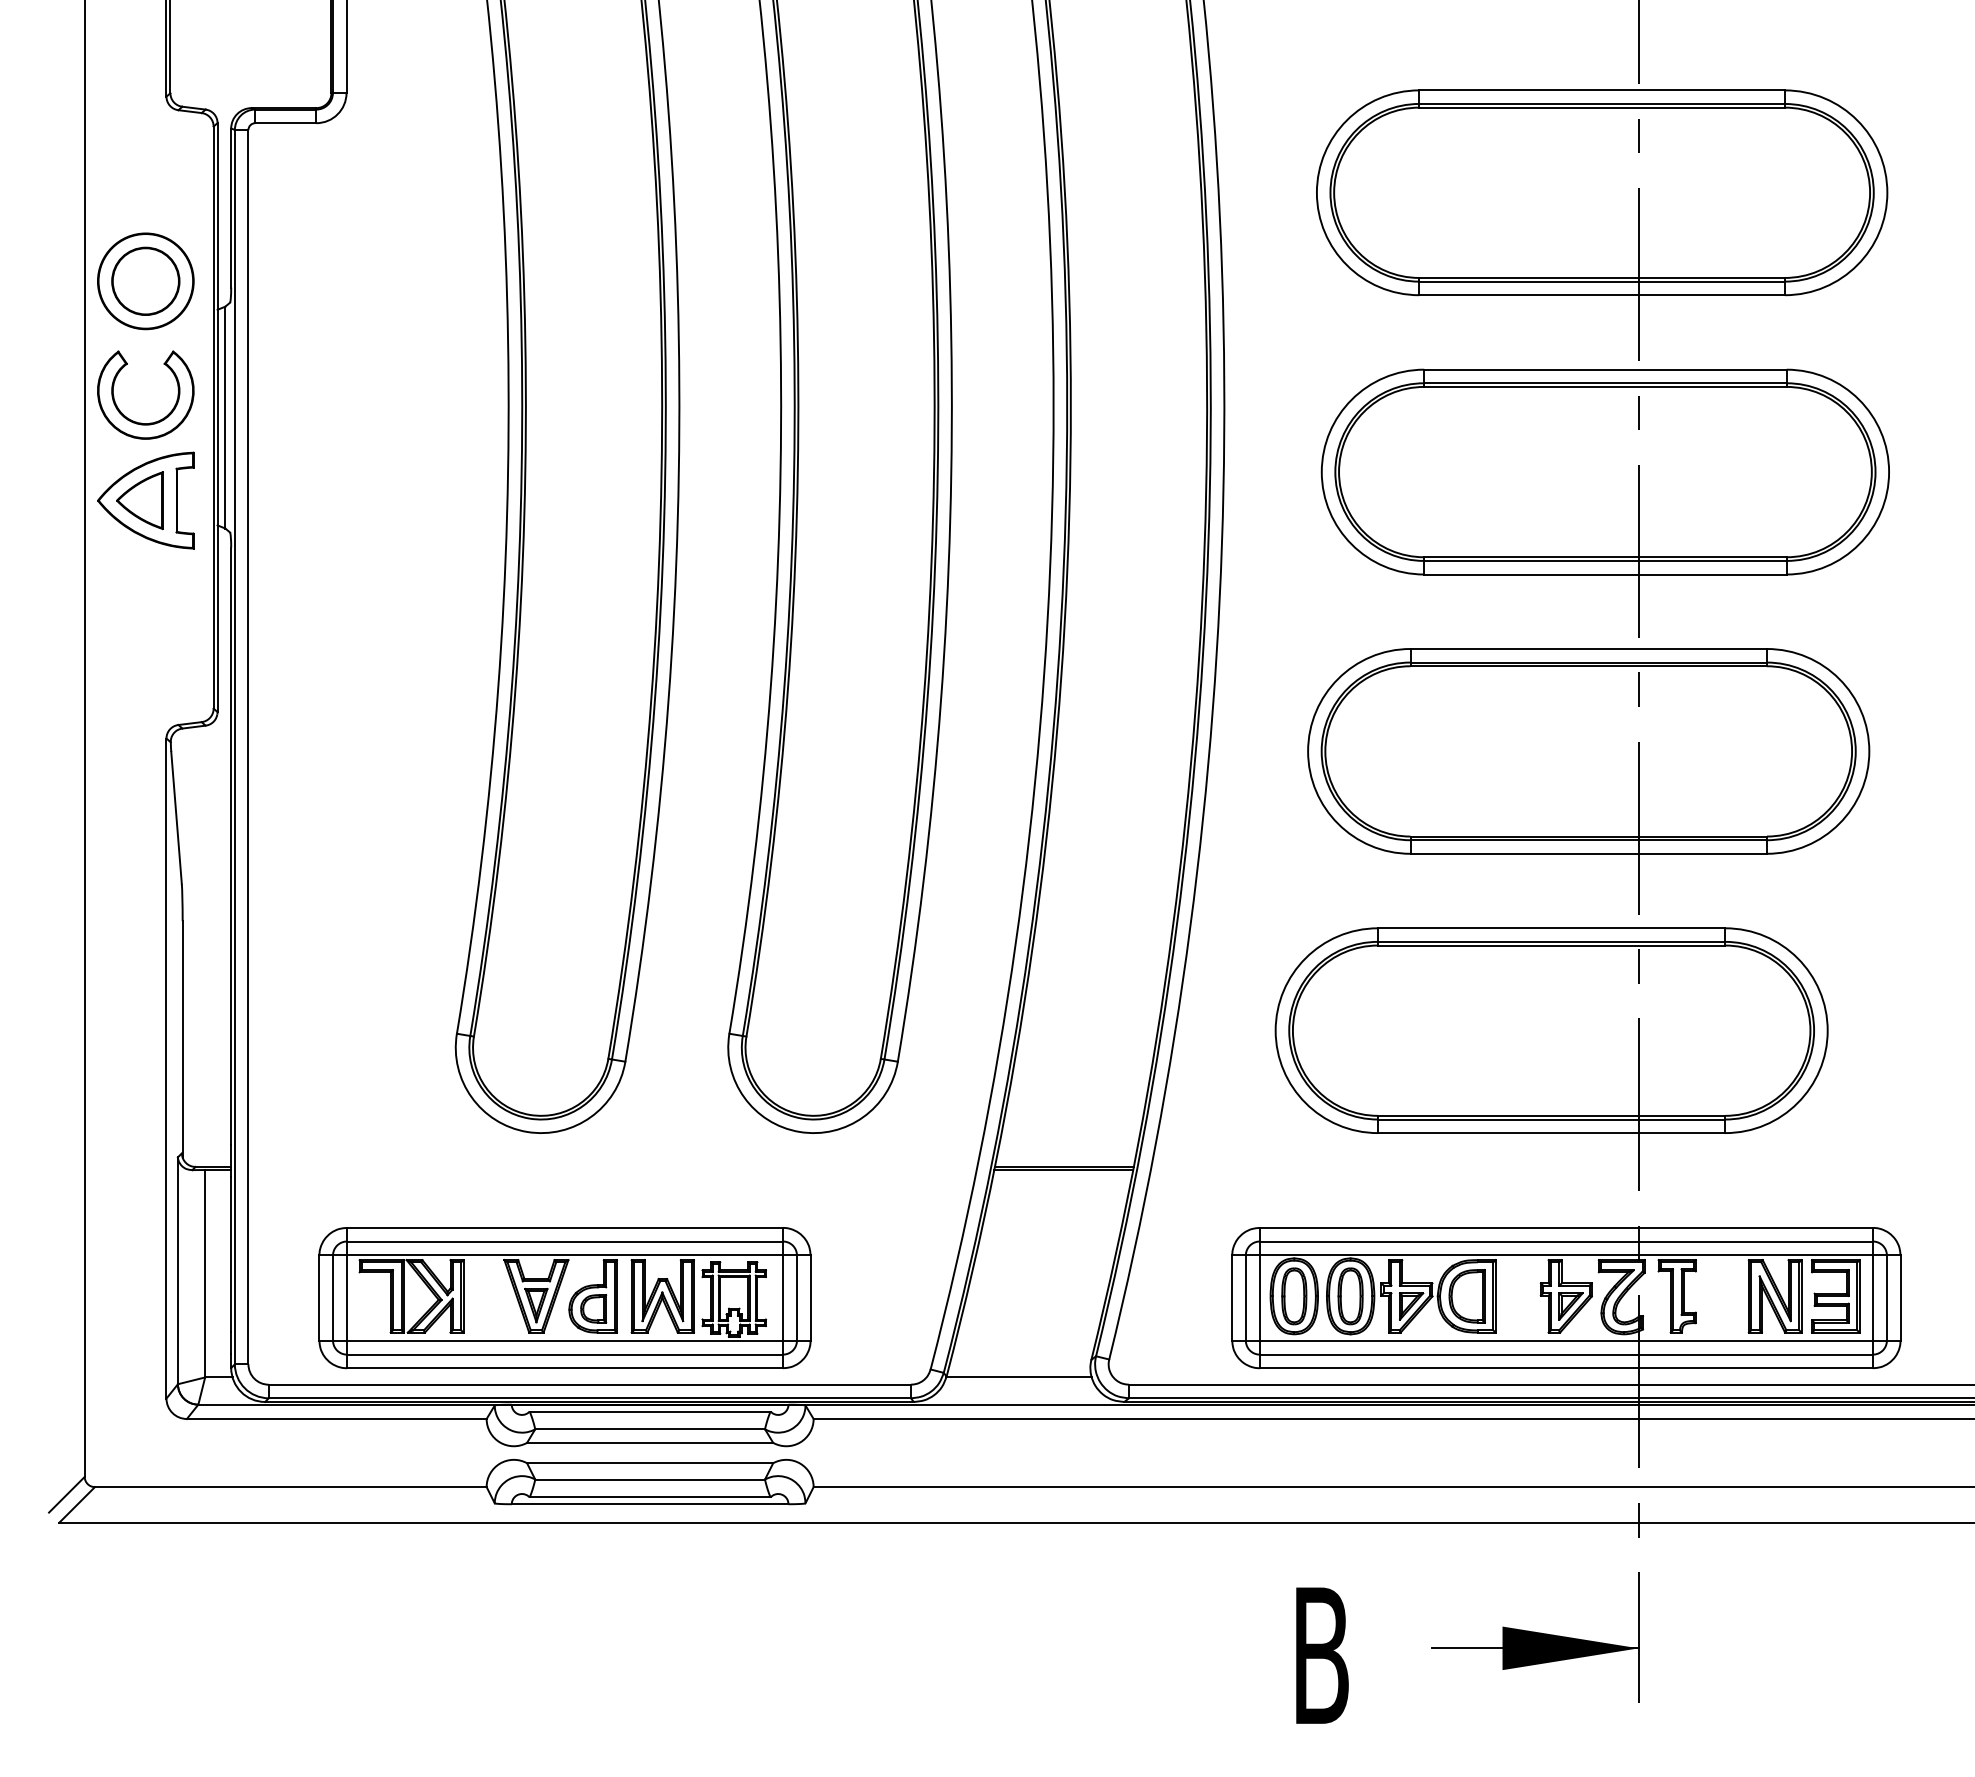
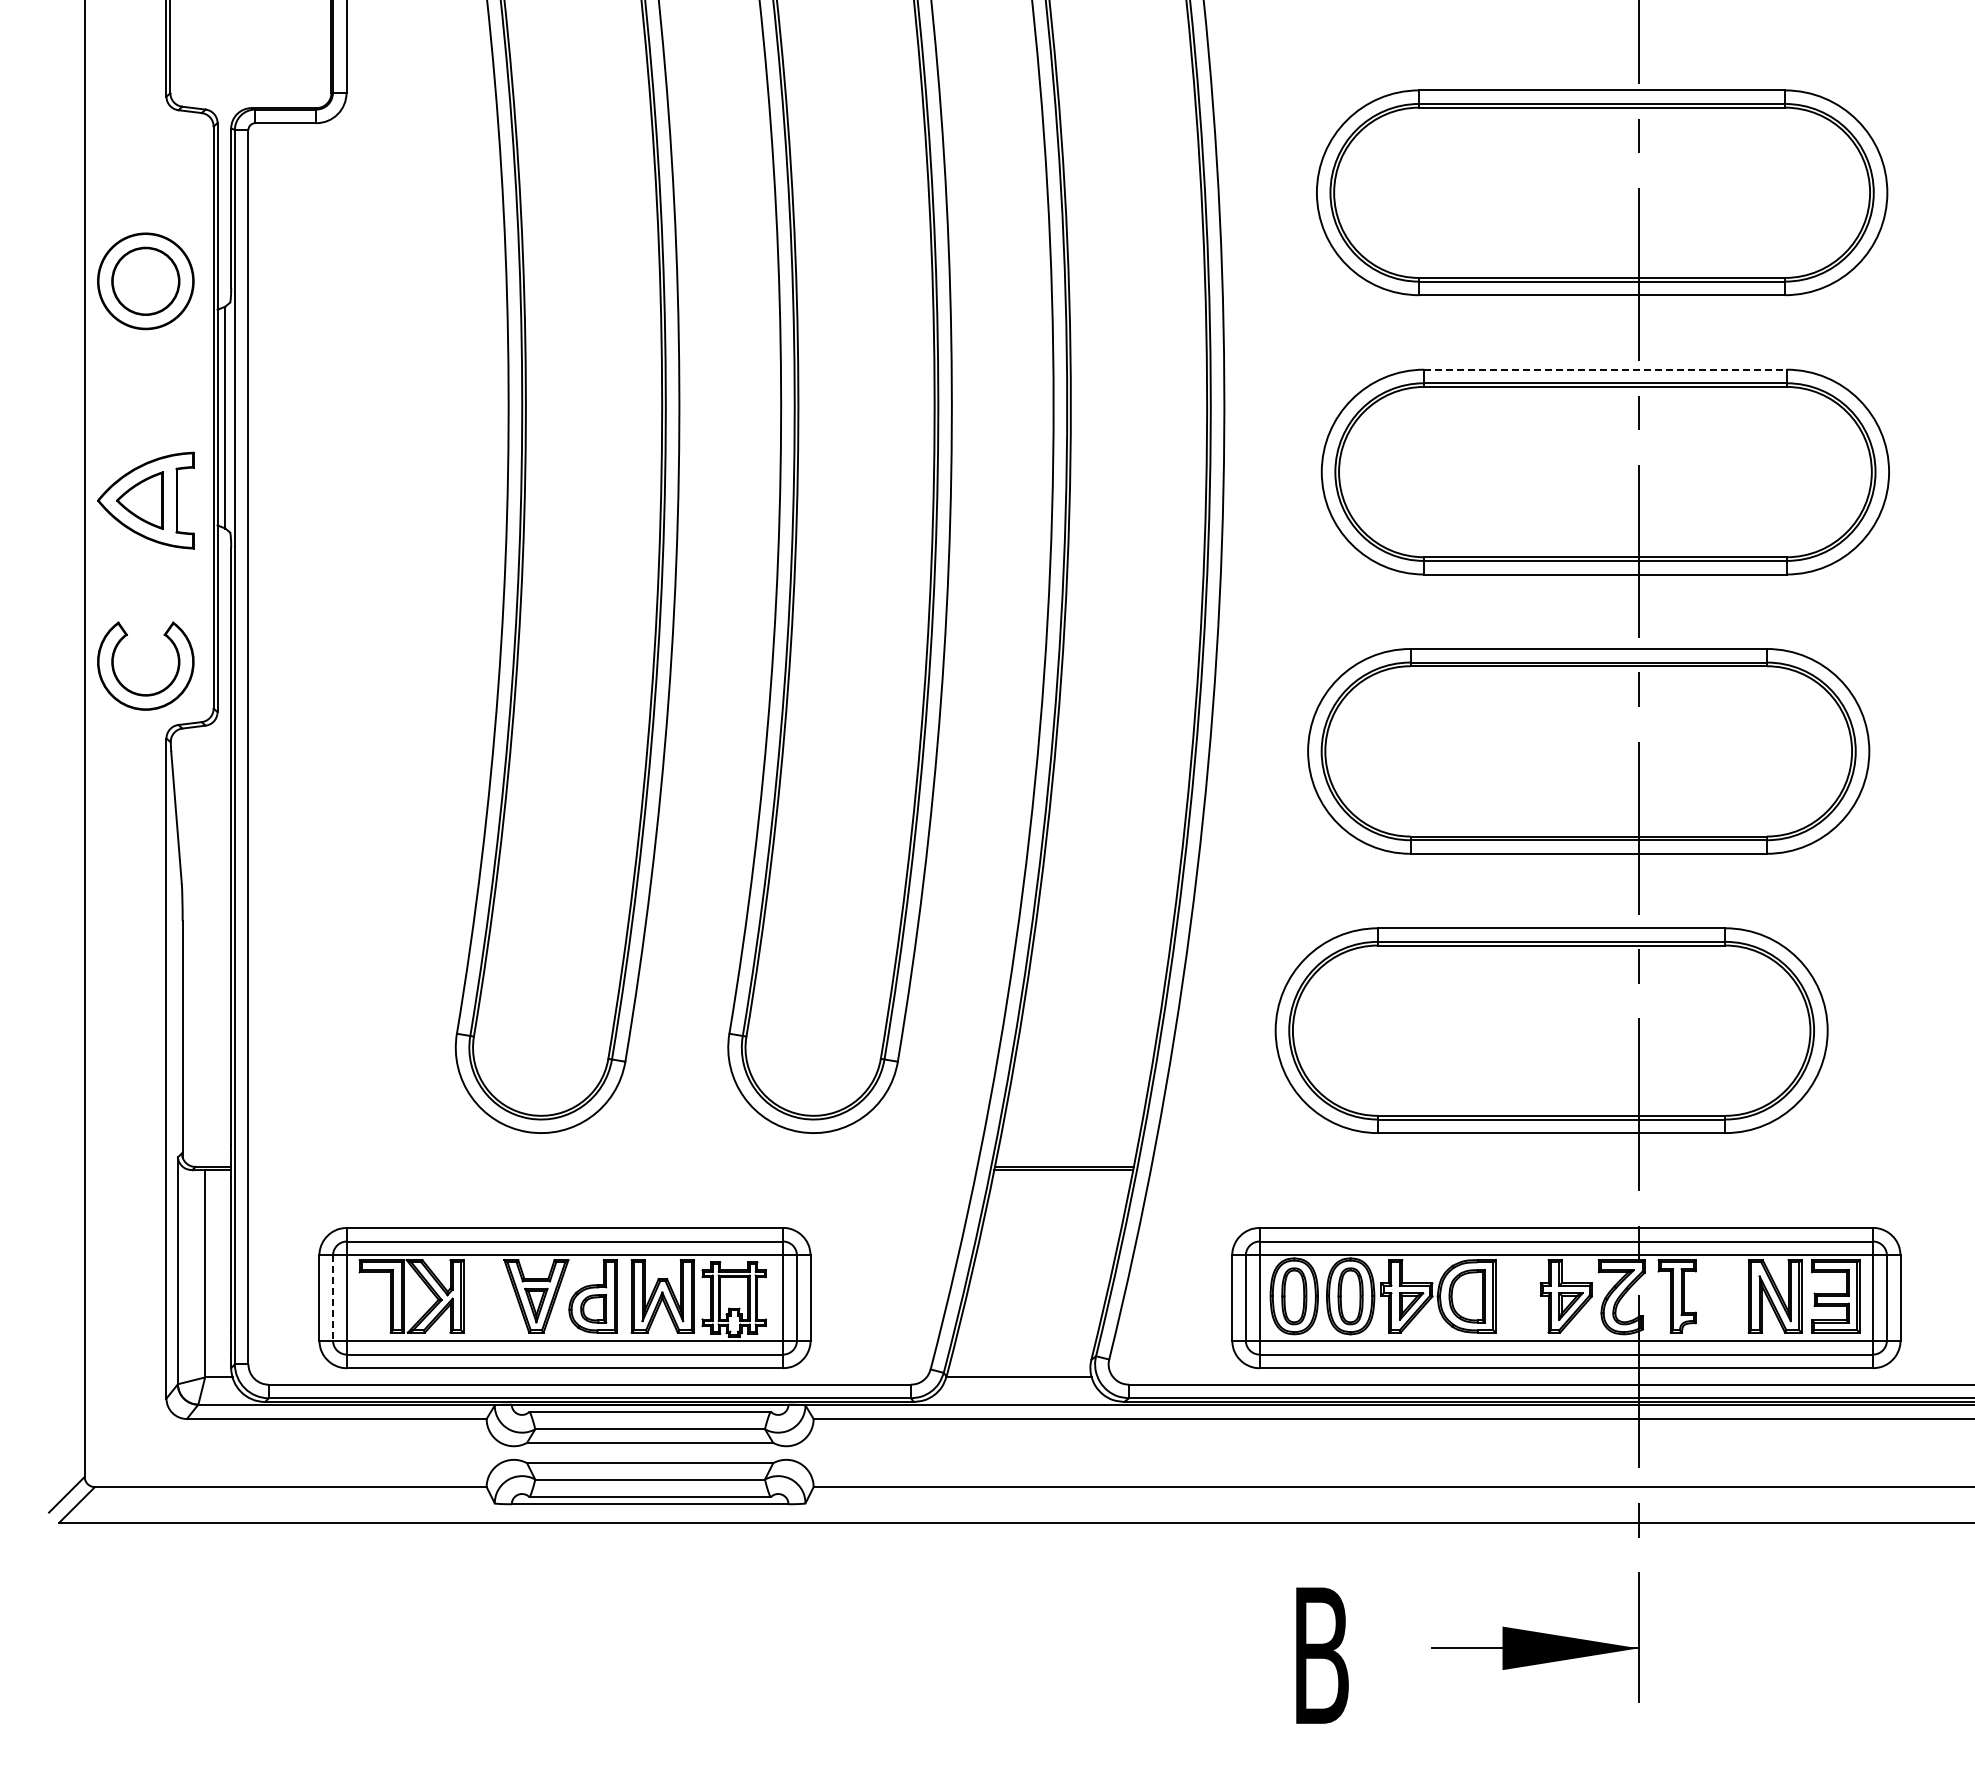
line: solid -> dashed (1605, 369)
part position: (141, 422) -> (141, 693) (141, 693)
line: solid -> dashed (333, 1298)
